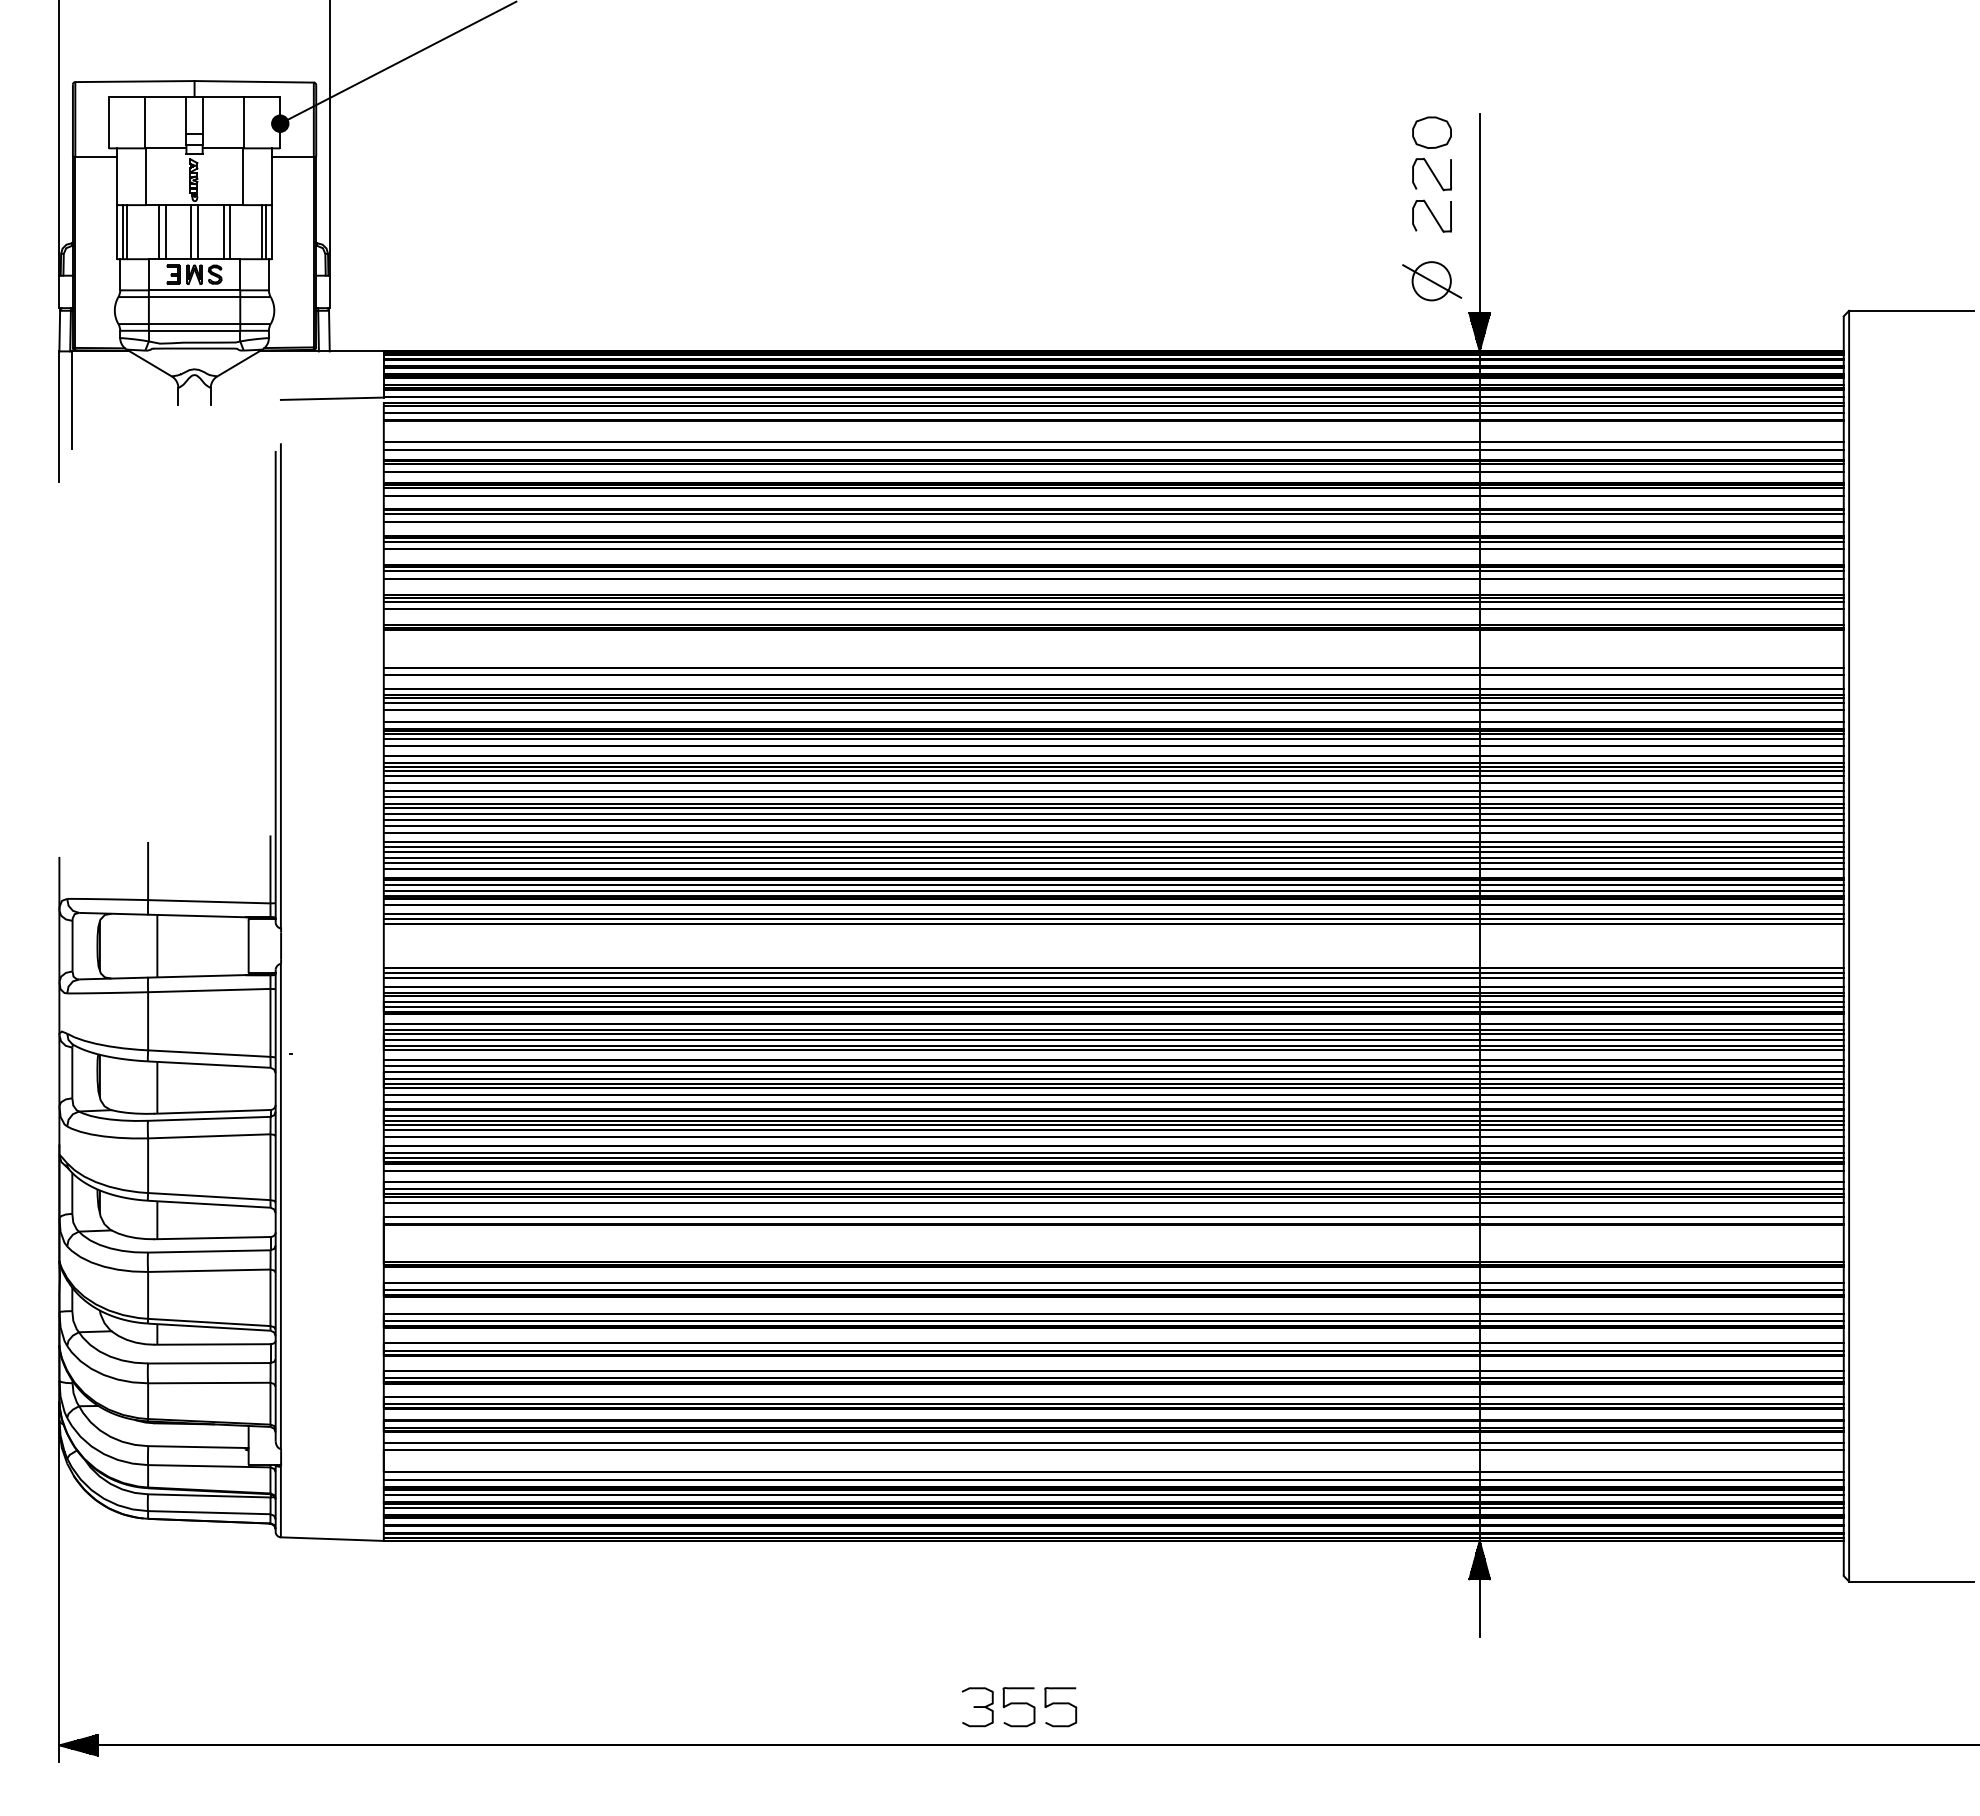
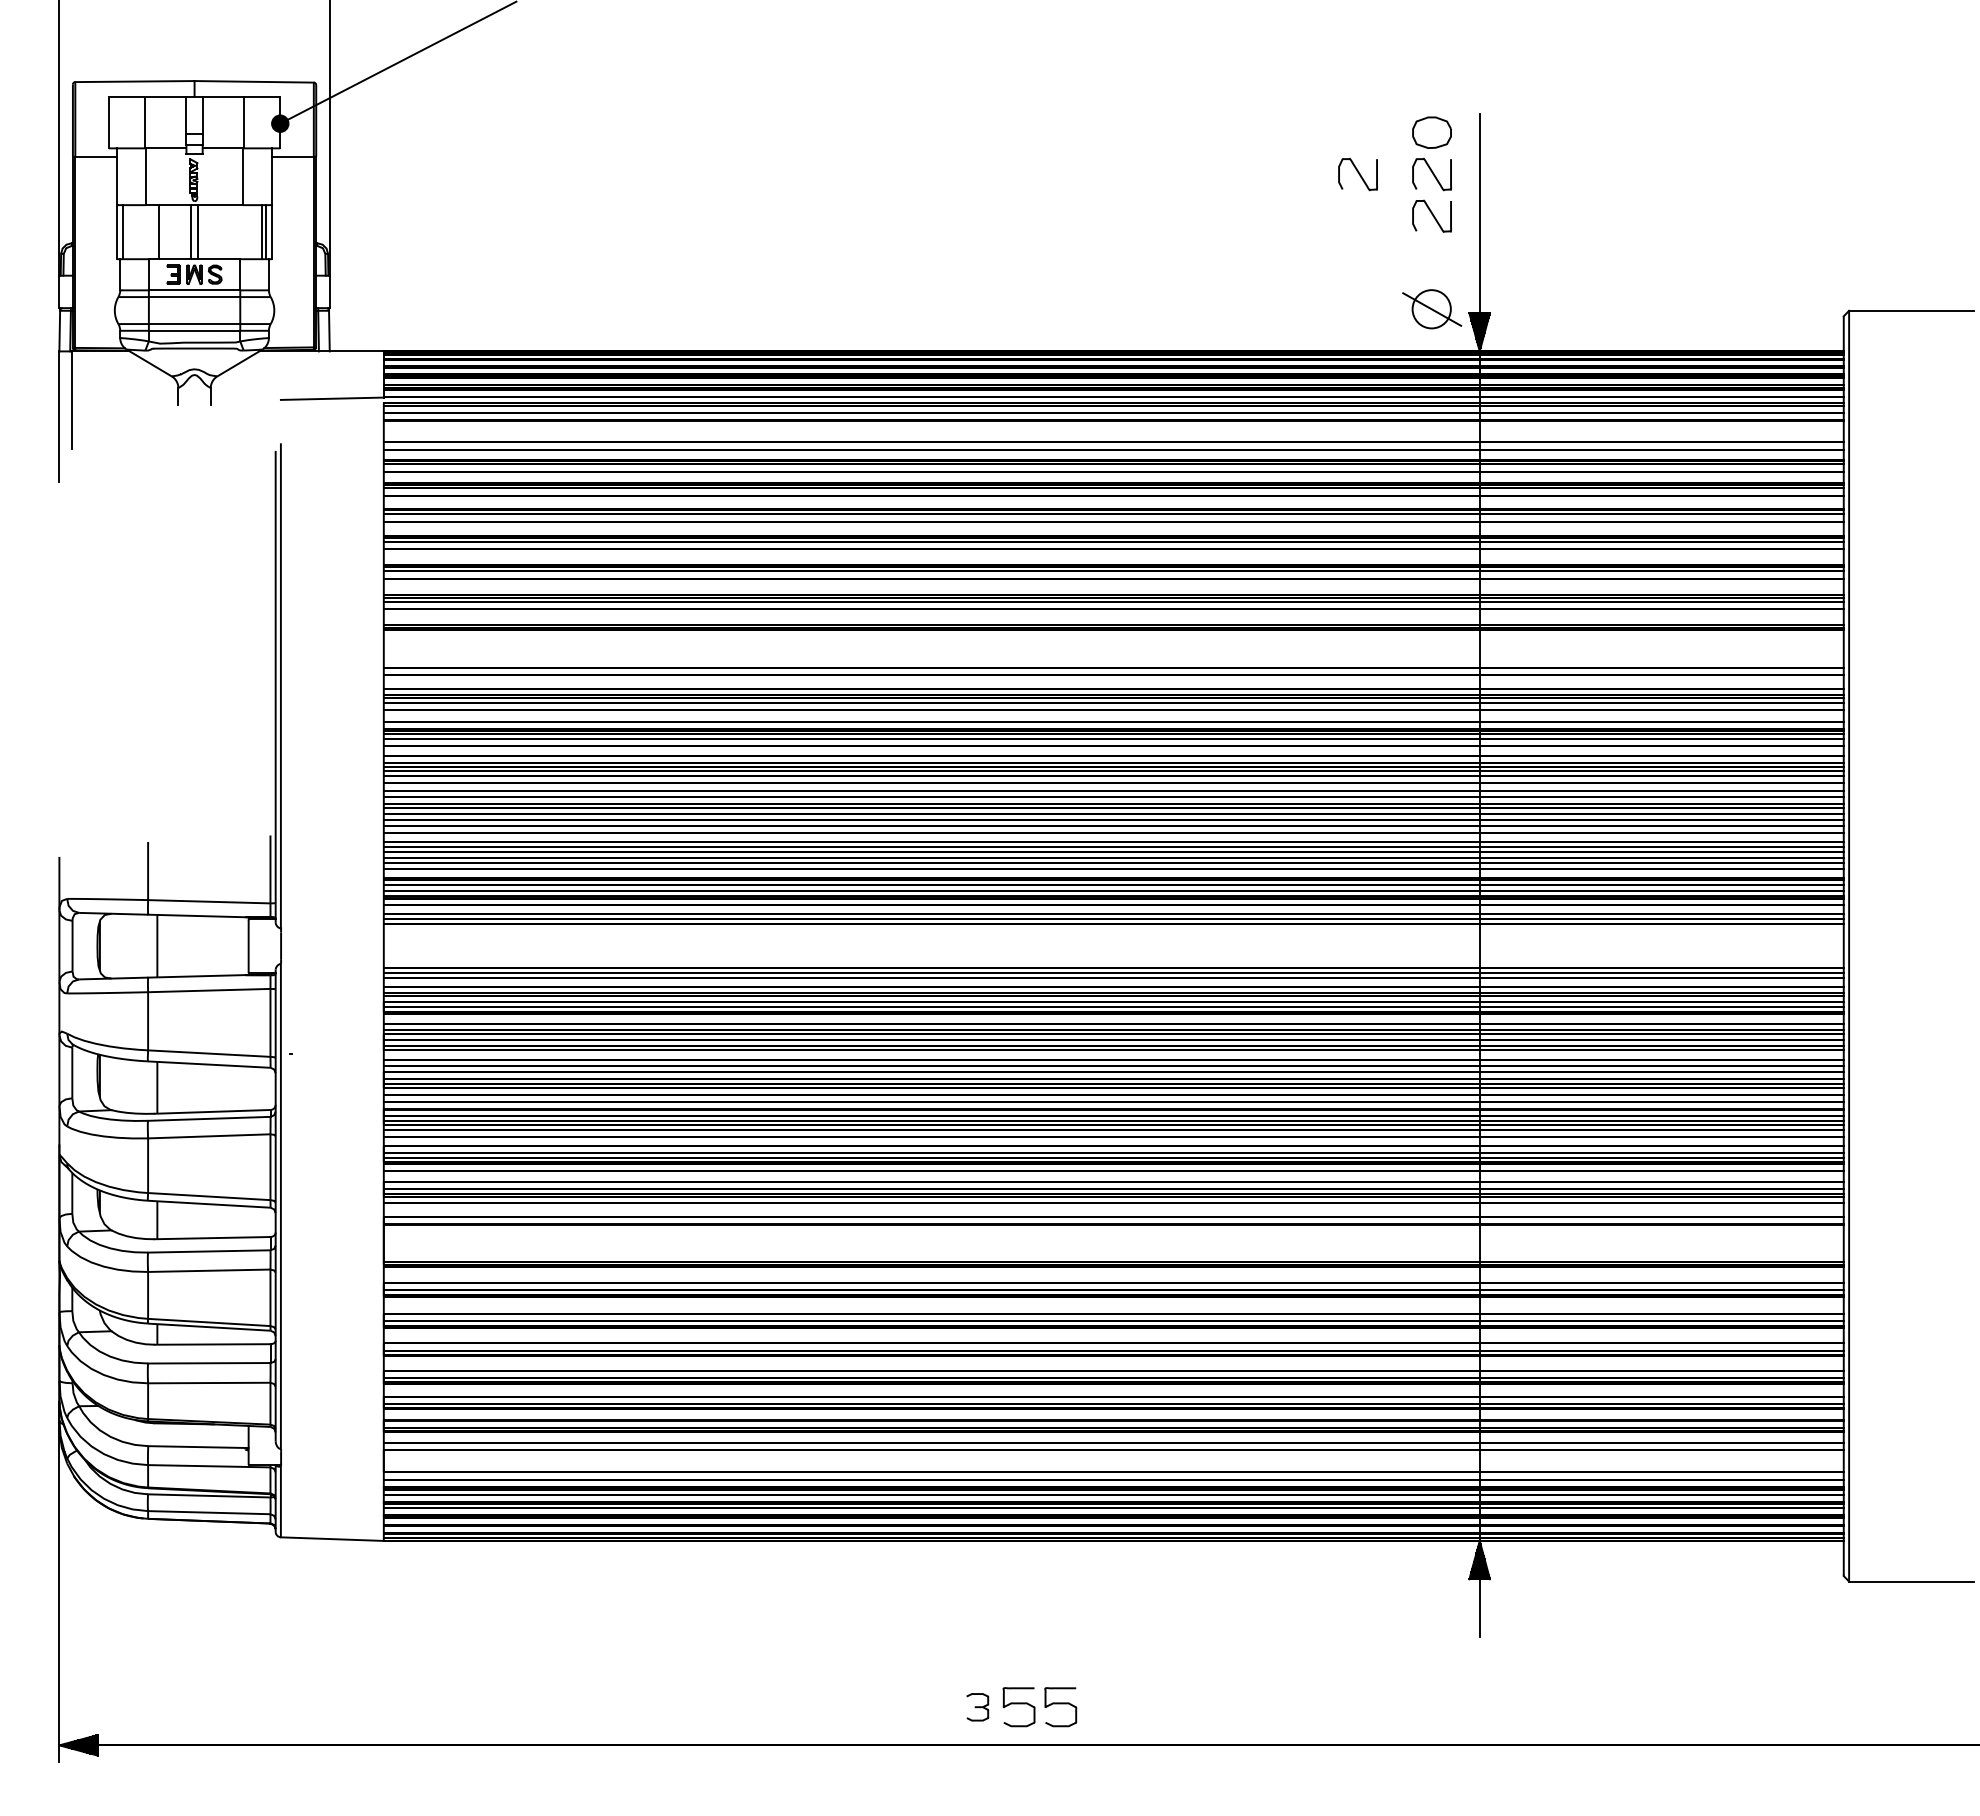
curve: none -> present (1358, 174)
line: present -> none (126, 232)
line: present -> none (165, 232)
line: present -> none (223, 232)
line: present -> none (230, 232)
part position: (1432, 281) -> (1432, 309) (1432, 309)
part size: 33x41 px -> 24x29 px (977, 1707)
